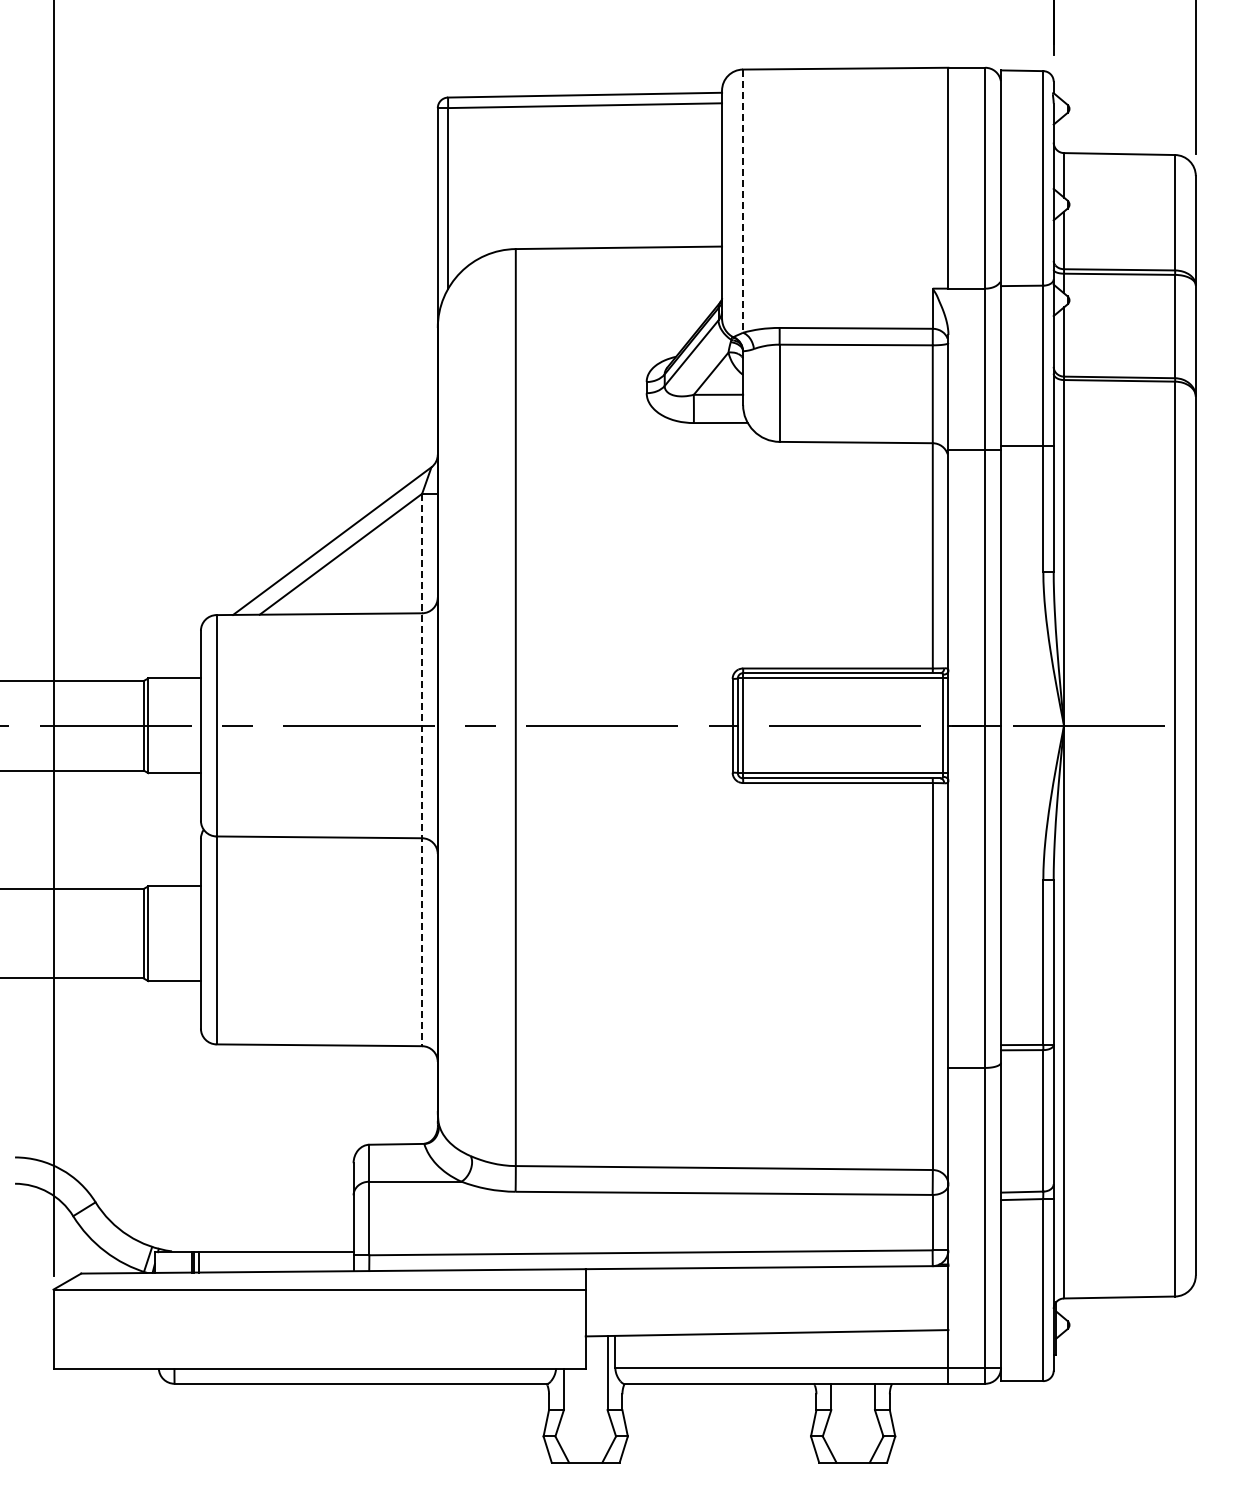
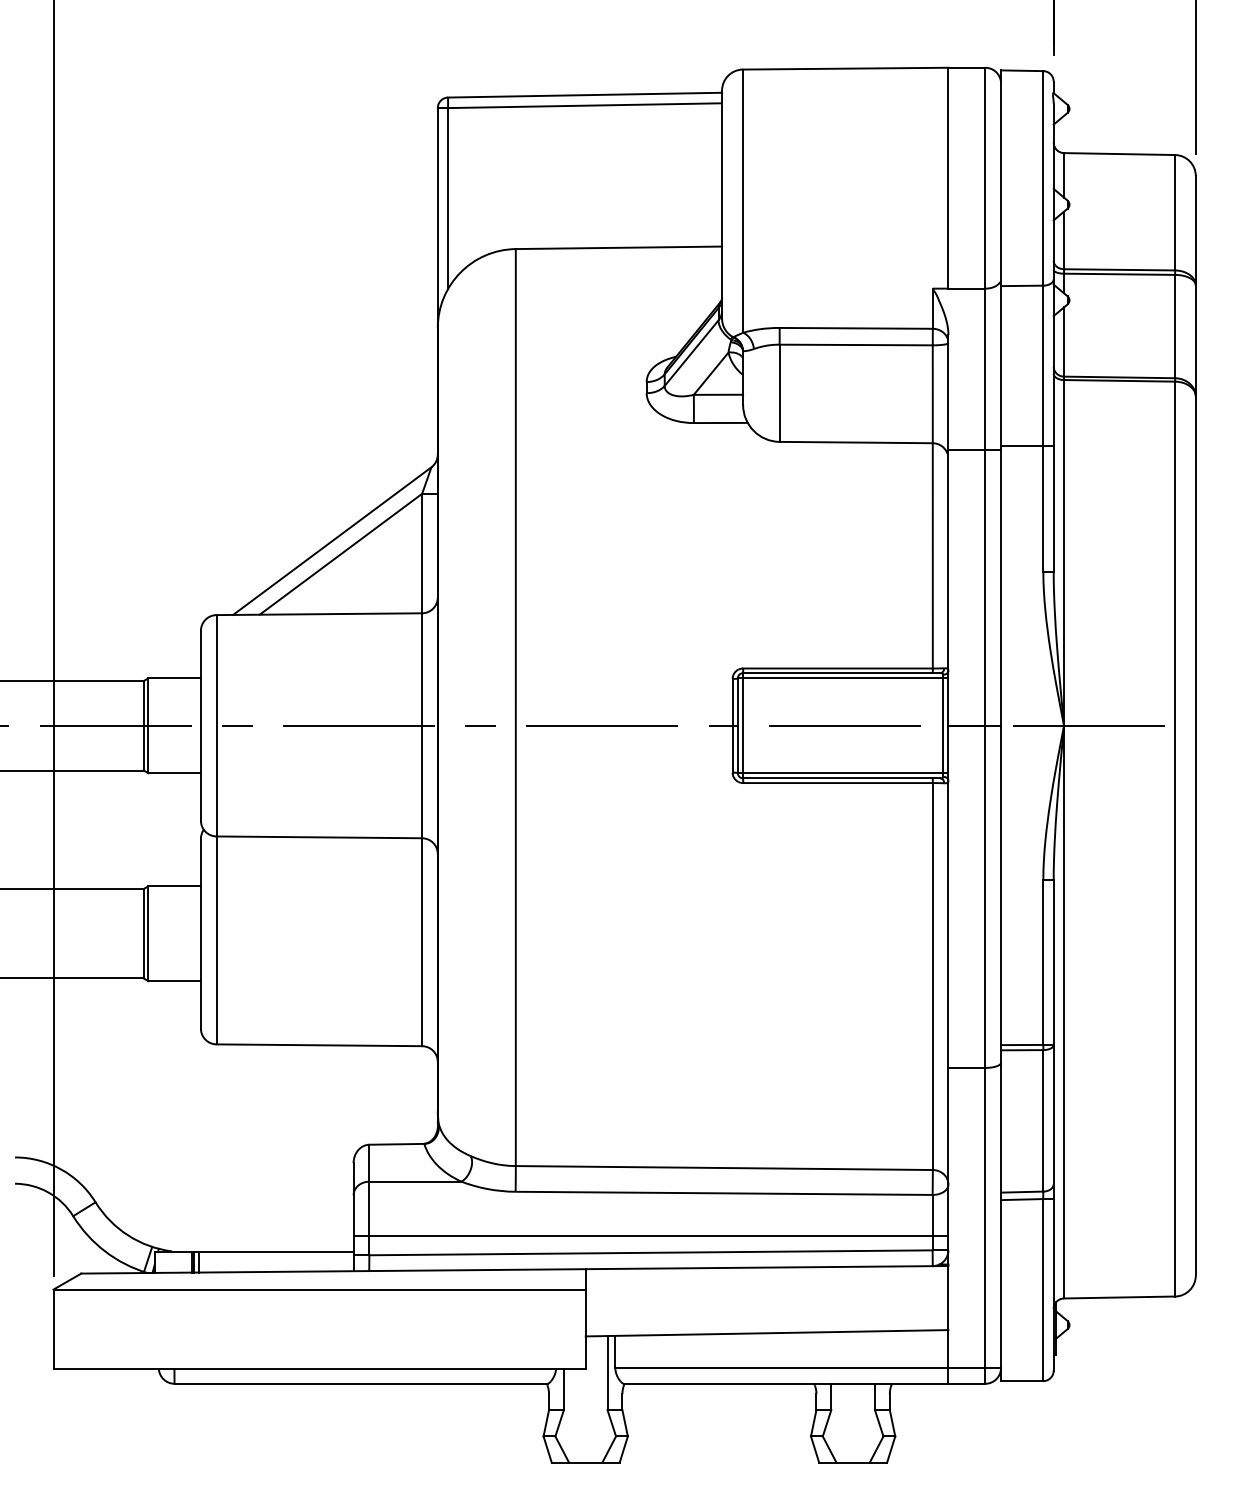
line: dashed -> solid (742, 201)
line: dashed -> solid (422, 770)
line: none -> present (650, 1236)
